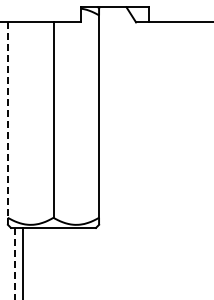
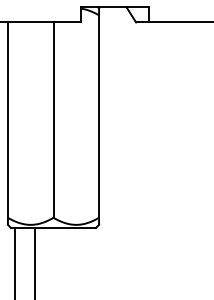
line: dashed -> solid (7, 120)
line position: (22, 261) -> (34, 261) (34, 261)
line: dashed -> solid (14, 263)
